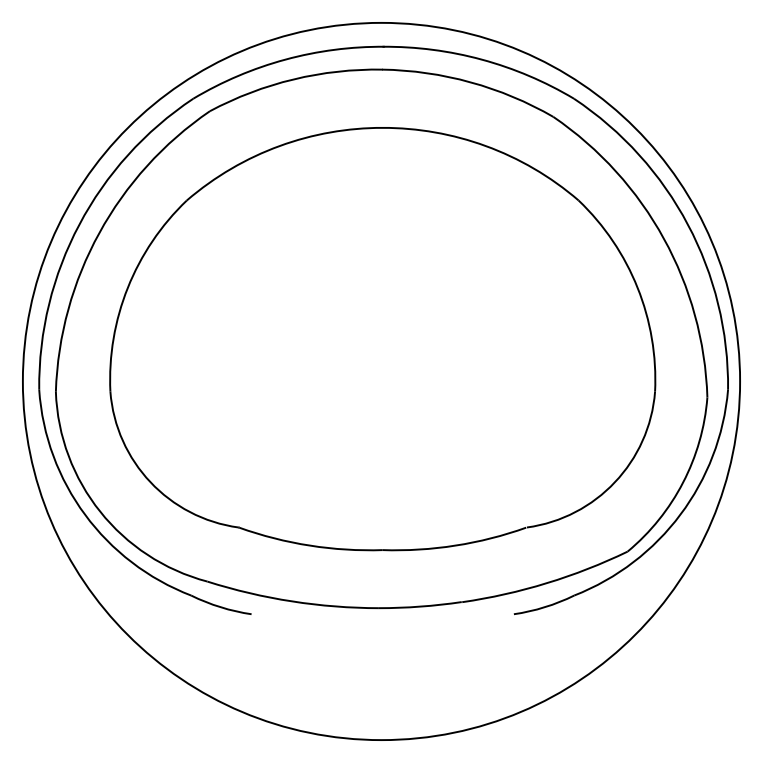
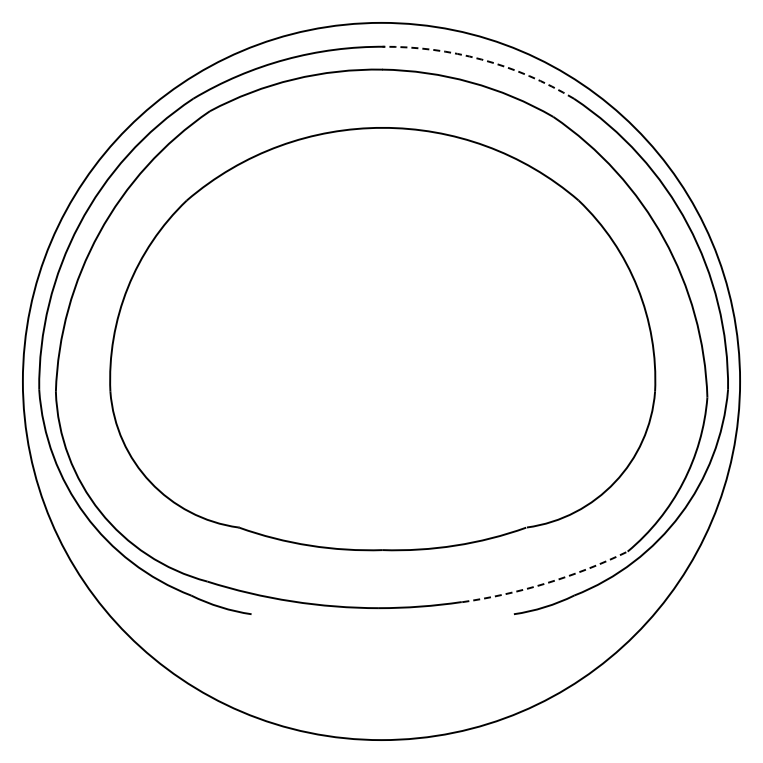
arc: solid -> dashed (481, 59)
arc: solid -> dashed (546, 583)
